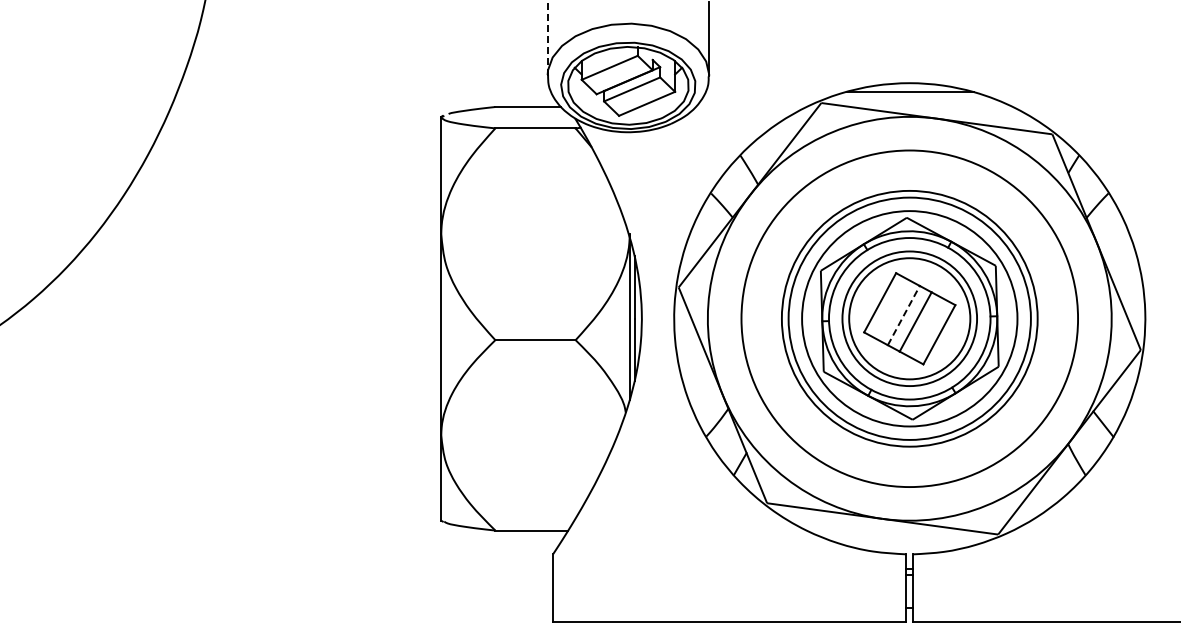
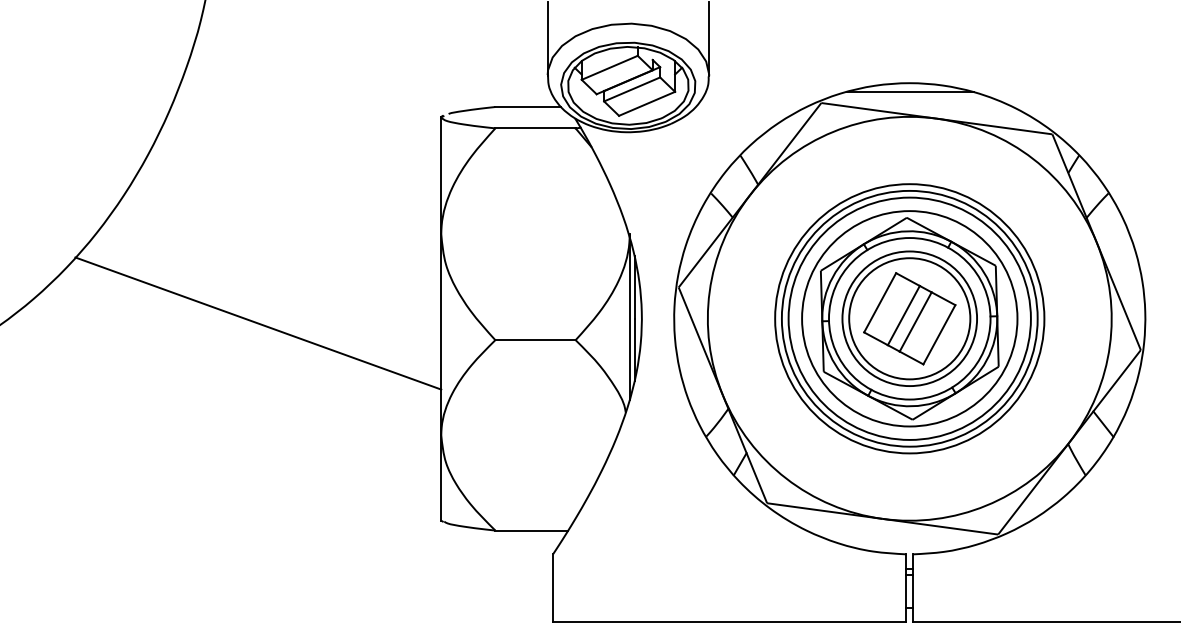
line: dashed -> solid (547, 38)
line: dashed -> solid (903, 315)
circle diameter: 337 px -> 269 px (909, 318)
line: none -> present (258, 323)
